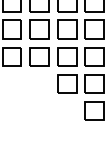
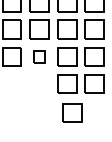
part size: 21x20 px -> 13x14 px (39, 56)
part position: (94, 110) -> (72, 112) (72, 112)
